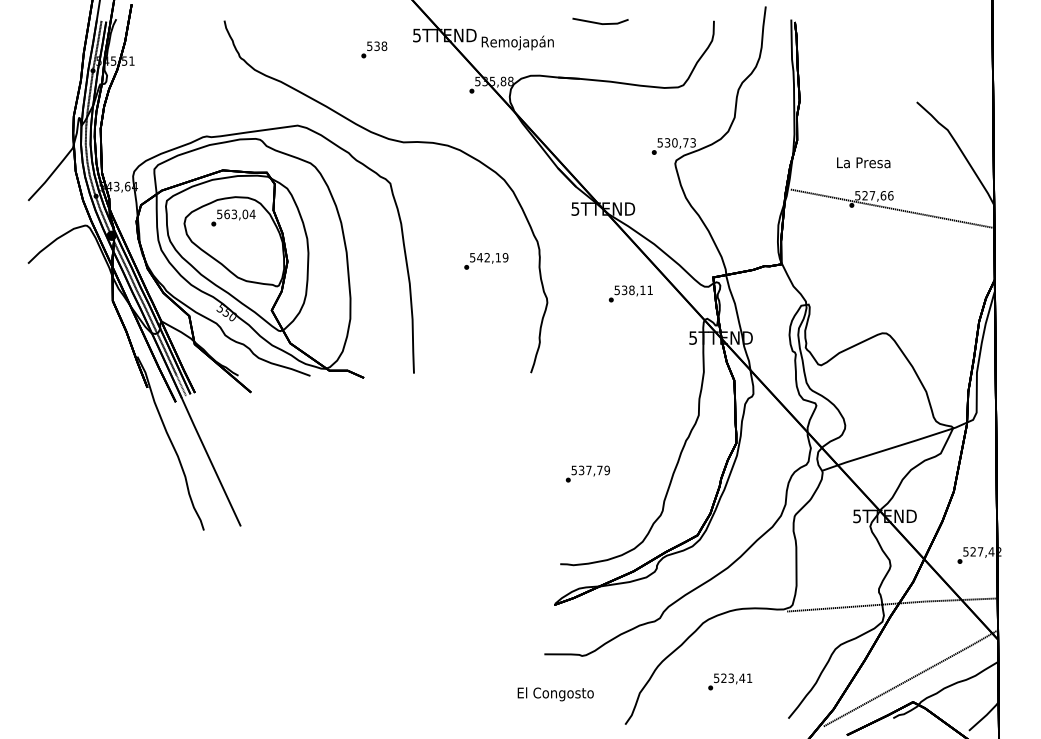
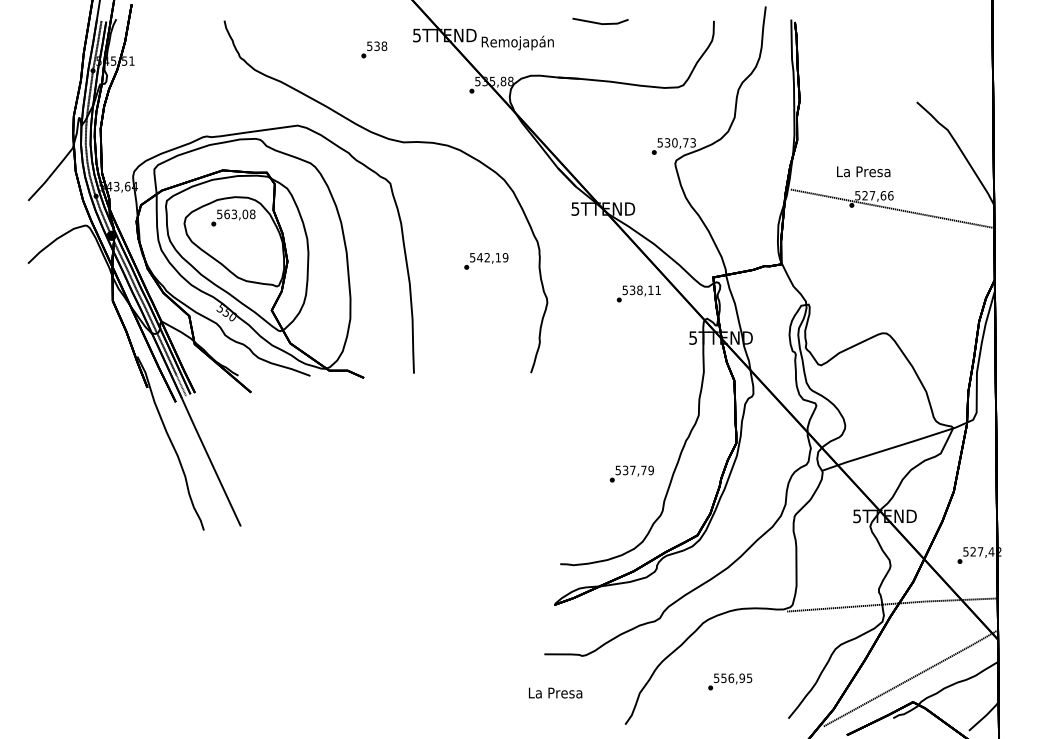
text position: (863, 162) -> (863, 171) (863, 171)
text: 563,04 -> 563,08 (252, 214)
text position: (630, 293) -> (638, 293) (638, 293)
text position: (587, 473) -> (631, 473) (631, 473)
text: 523,41 -> 556,95 (736, 678)
text: El Congosto -> La Presa (555, 694)
